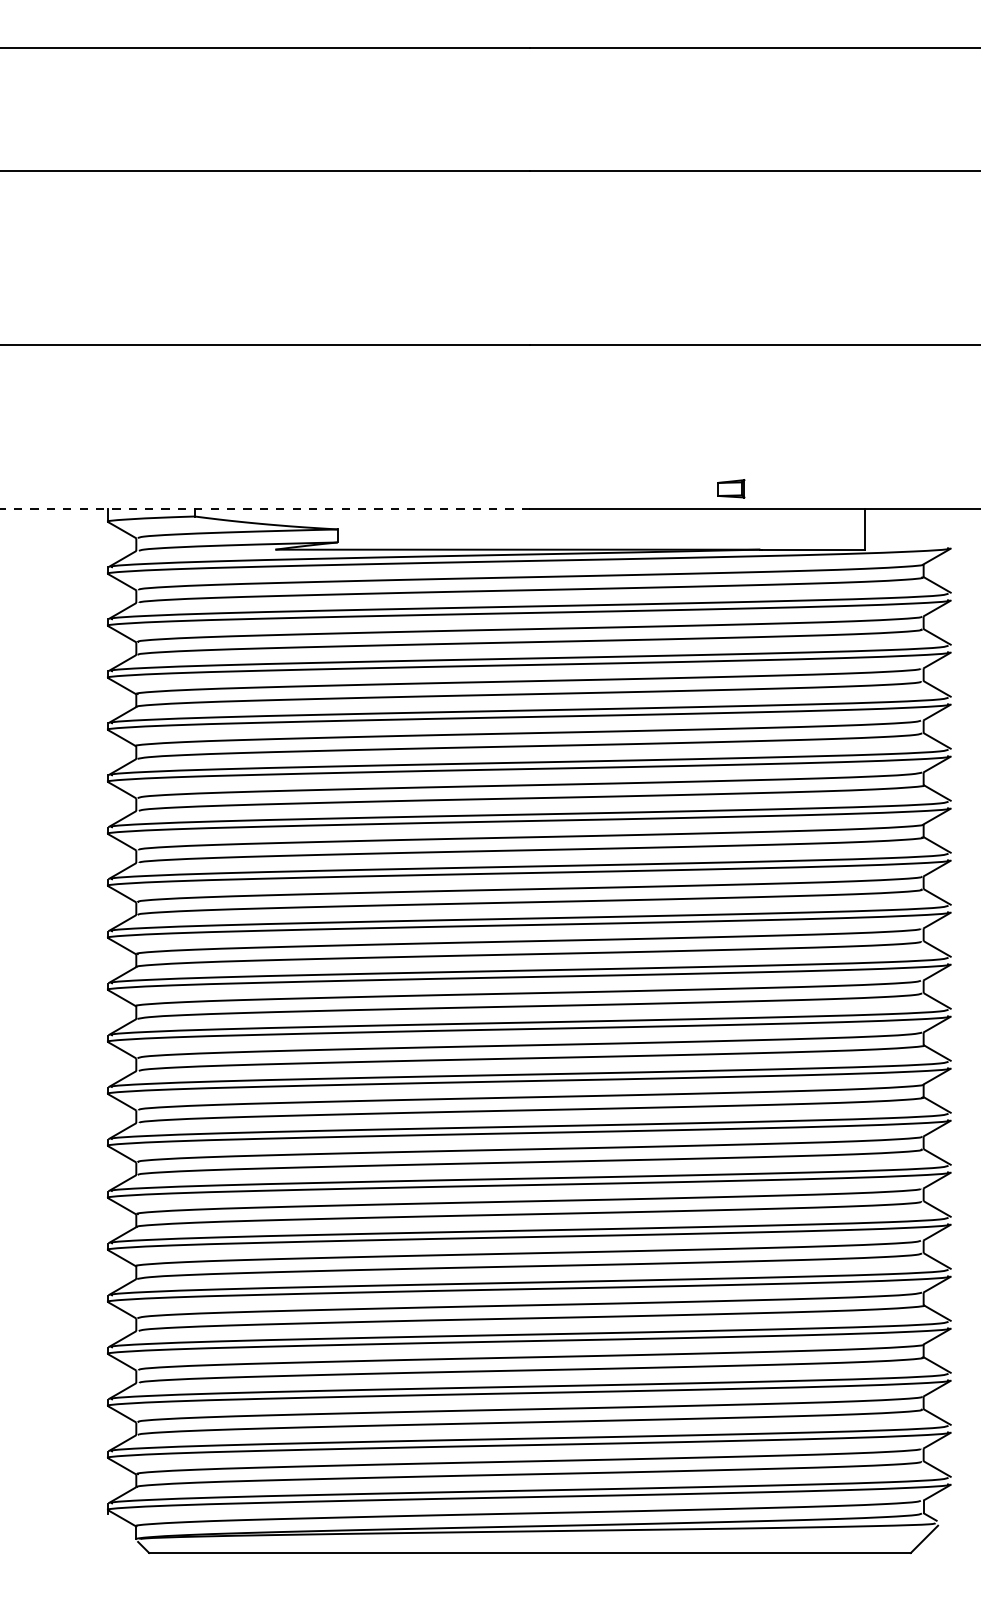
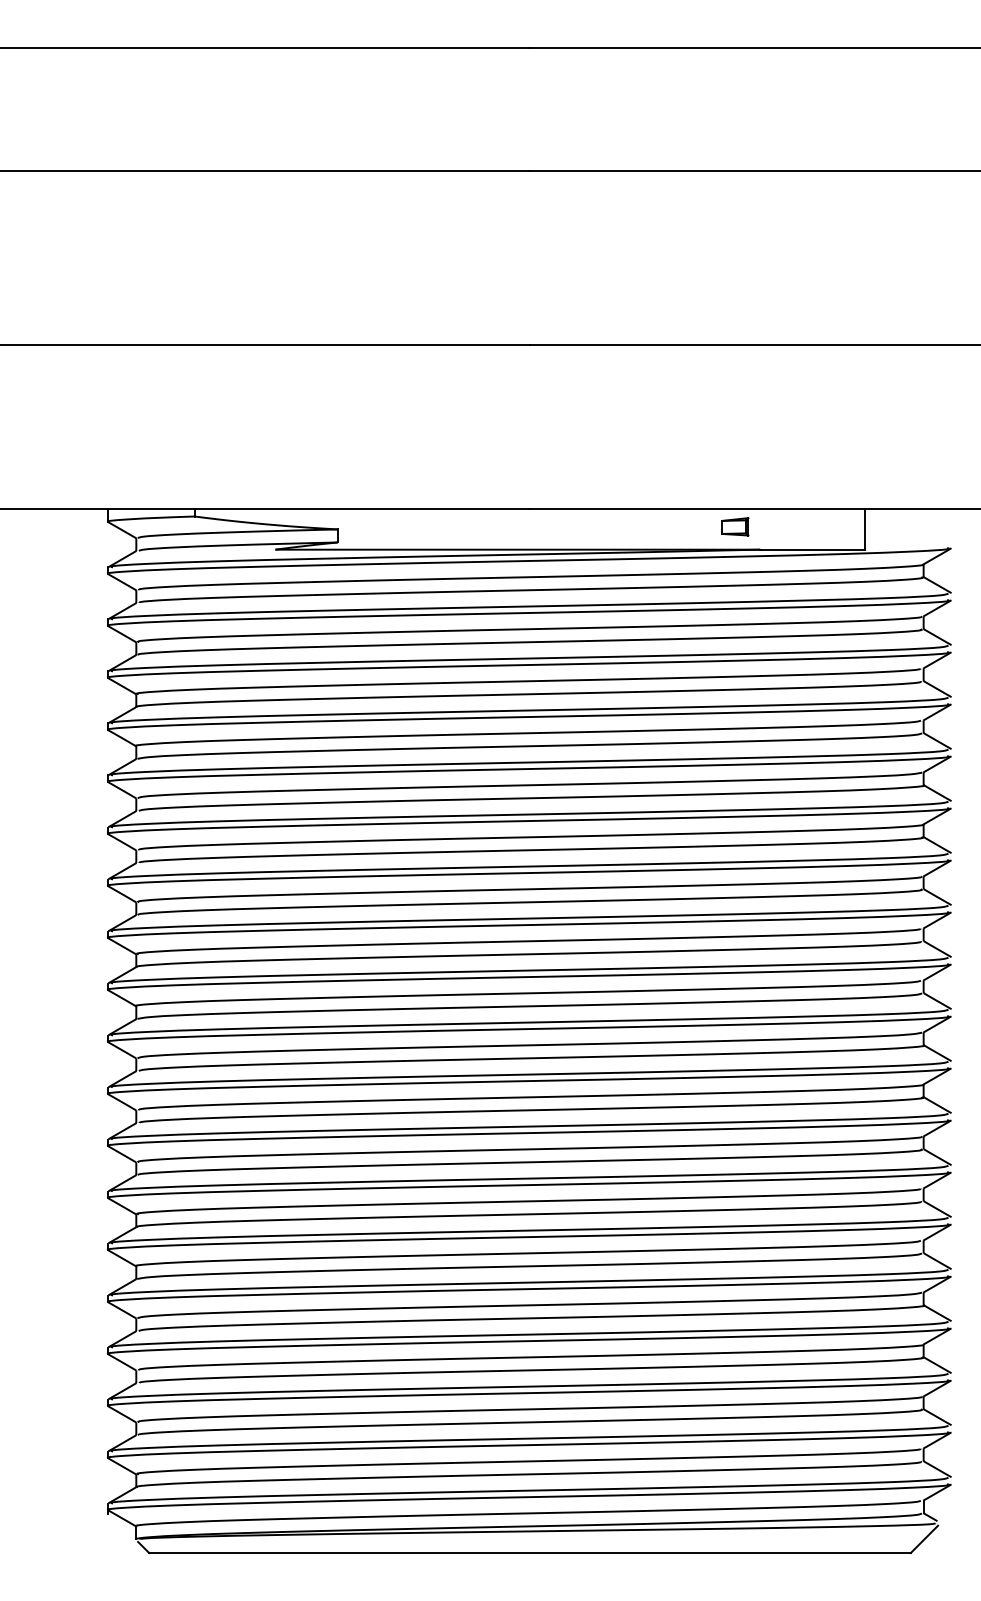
part position: (731, 488) -> (735, 526) (735, 526)
line: dashed -> solid (265, 508)
